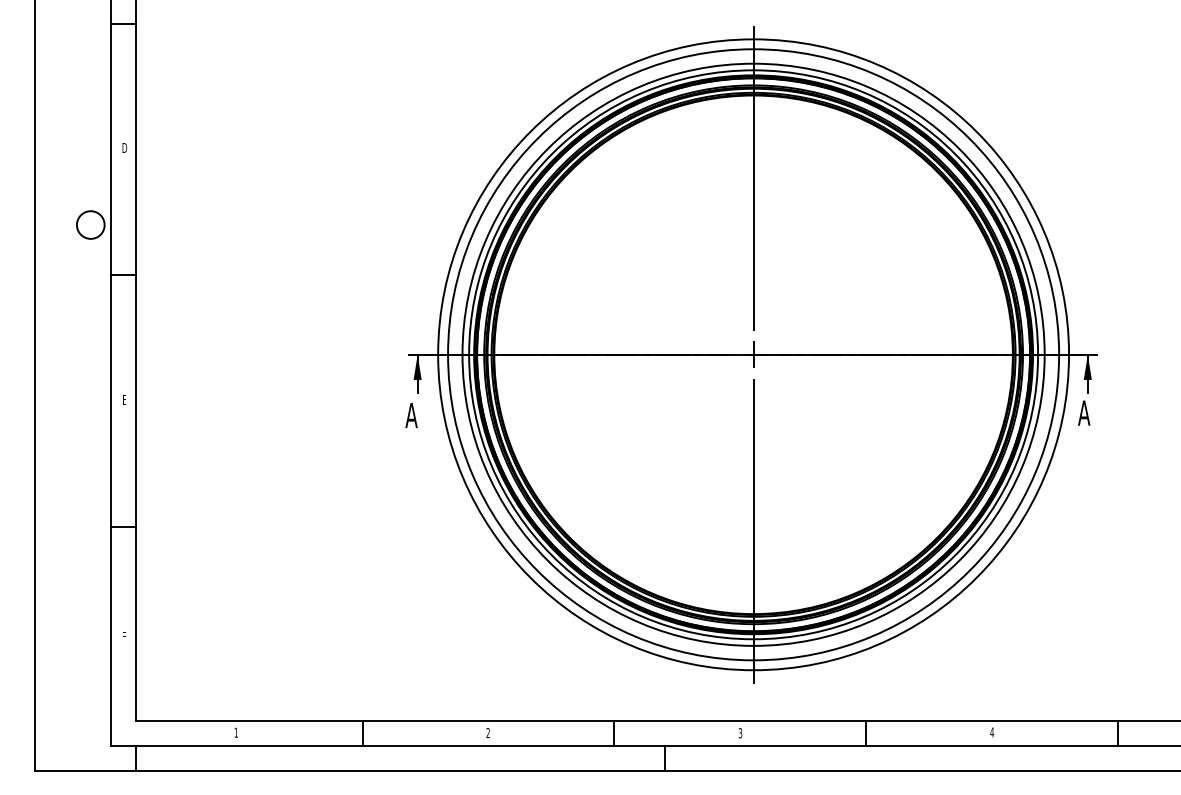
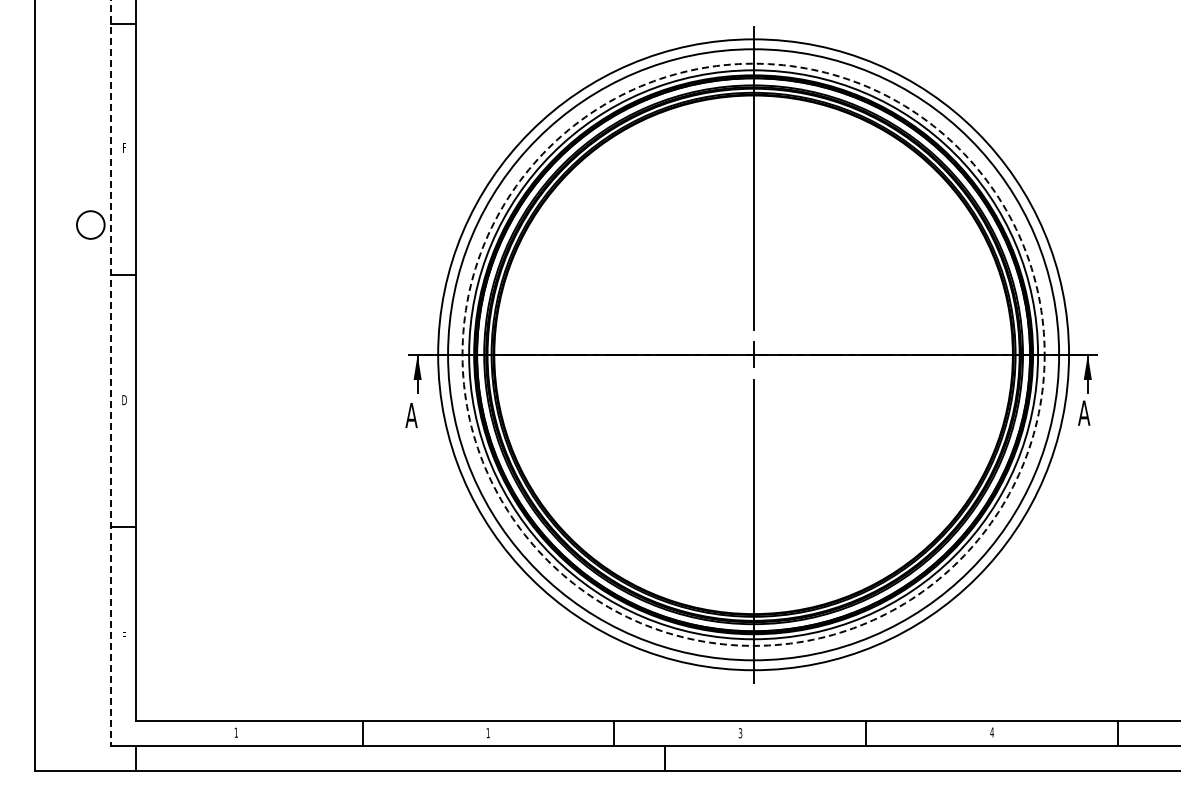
text: D -> F (124, 147)
circle: solid -> dashed (753, 354)
line: solid -> dashed (110, 373)
text: E -> D (124, 400)
text: 2 -> 1 (487, 732)
